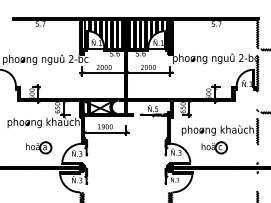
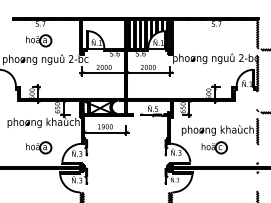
hatch: present -> none (103, 34)
part: none -> present (39, 40)
